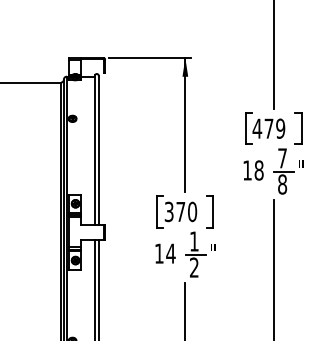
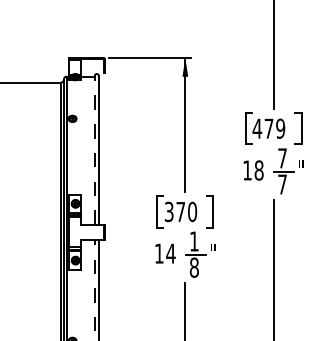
line: solid -> dashed (94, 150)
text: 8 -> 7 (282, 184)
text: 2 -> 8 (193, 267)
line: solid -> dashed (94, 289)
